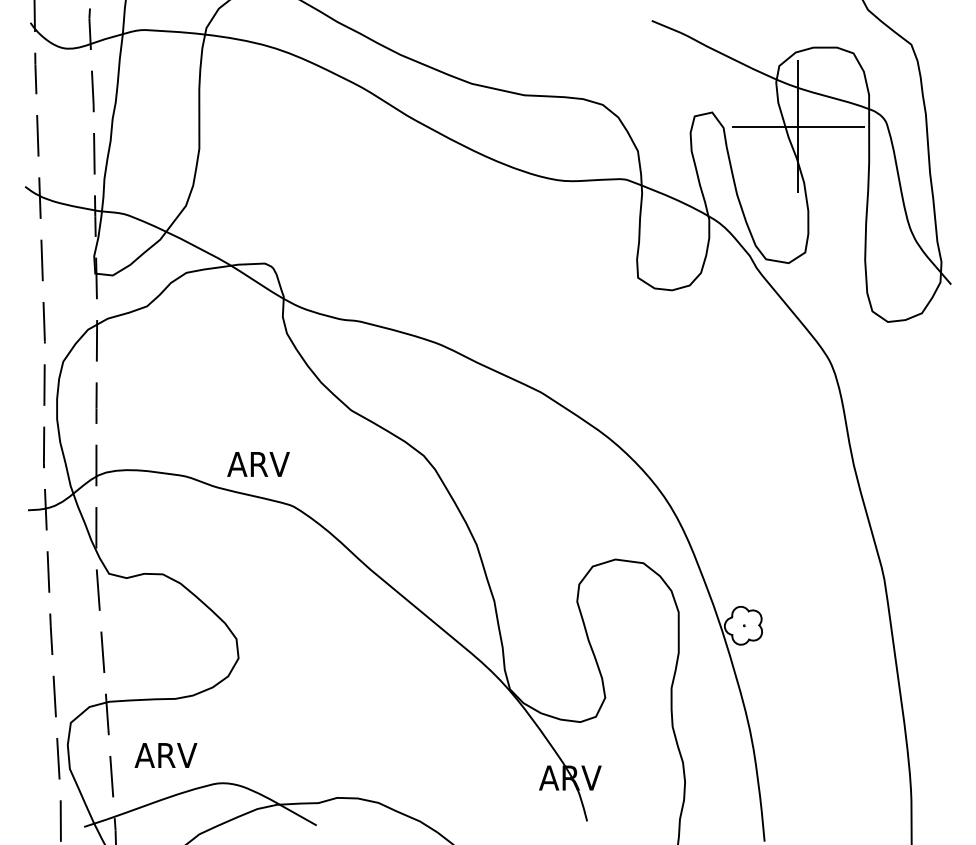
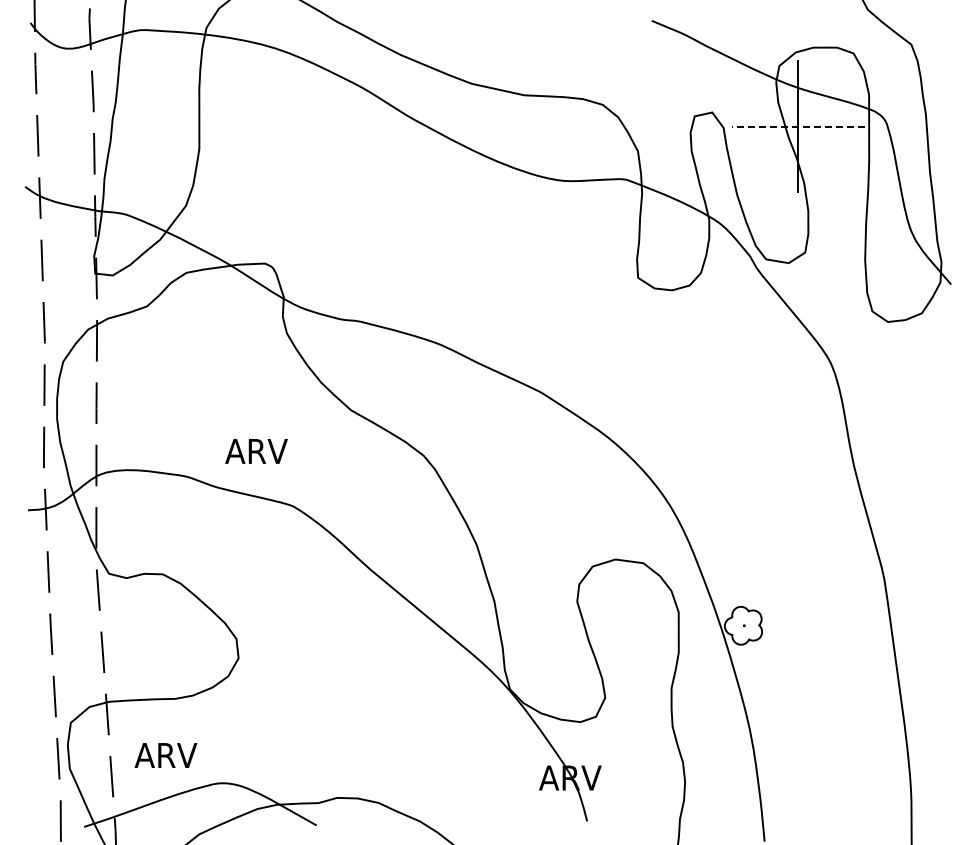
line: solid -> dashed (798, 126)
text position: (258, 464) -> (256, 451) (256, 451)
